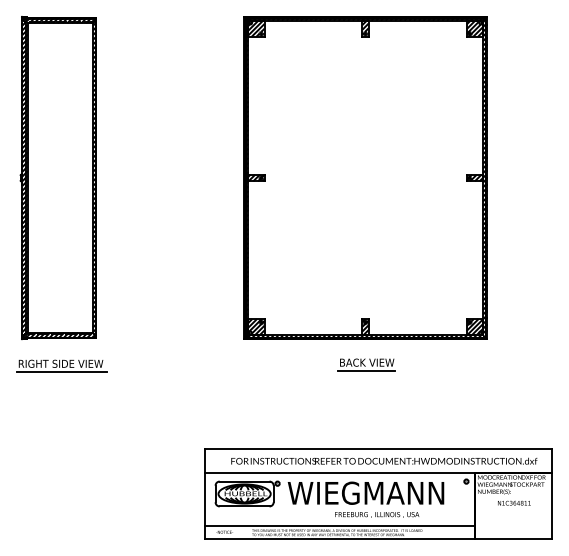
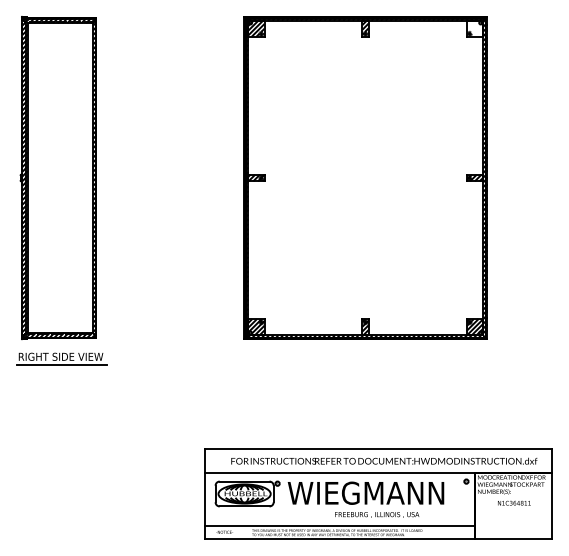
hatch: present -> none (474, 28)
part: present -> none (366, 364)
part position: (61, 365) -> (61, 358) (61, 358)
